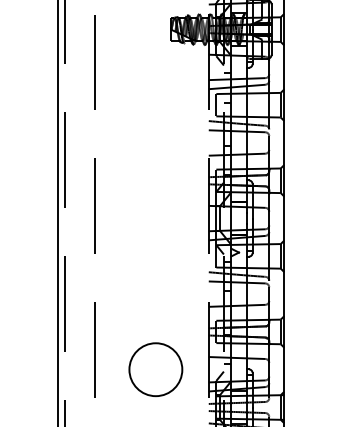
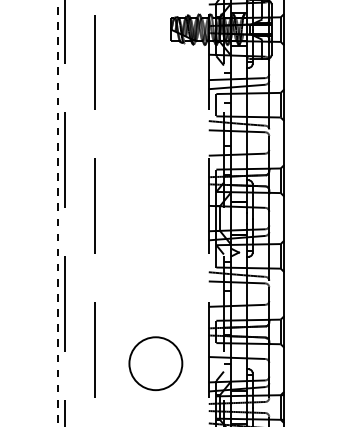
line: solid -> dashed (57, 213)
circle position: (155, 369) -> (155, 363) (155, 363)
